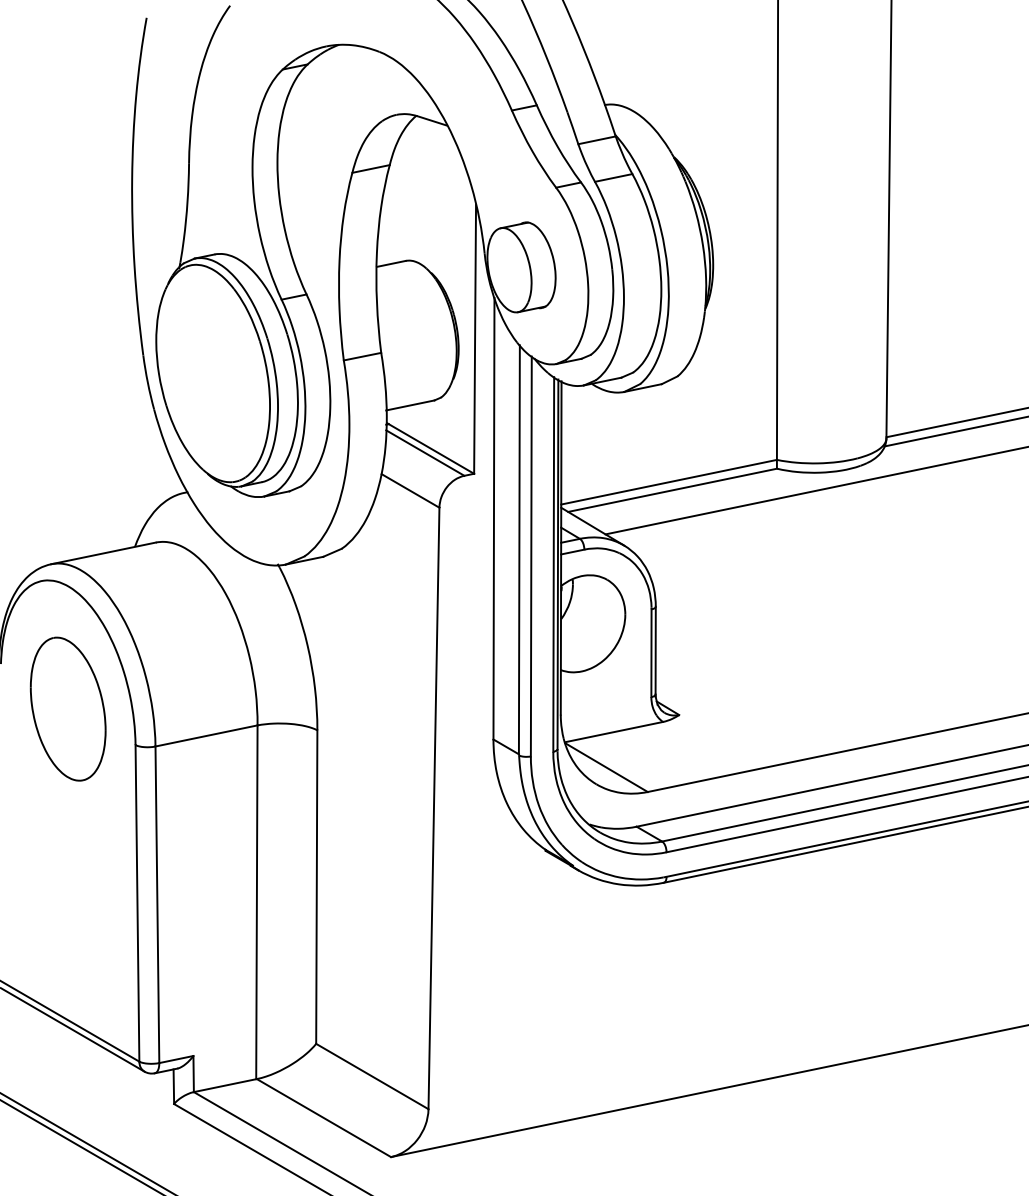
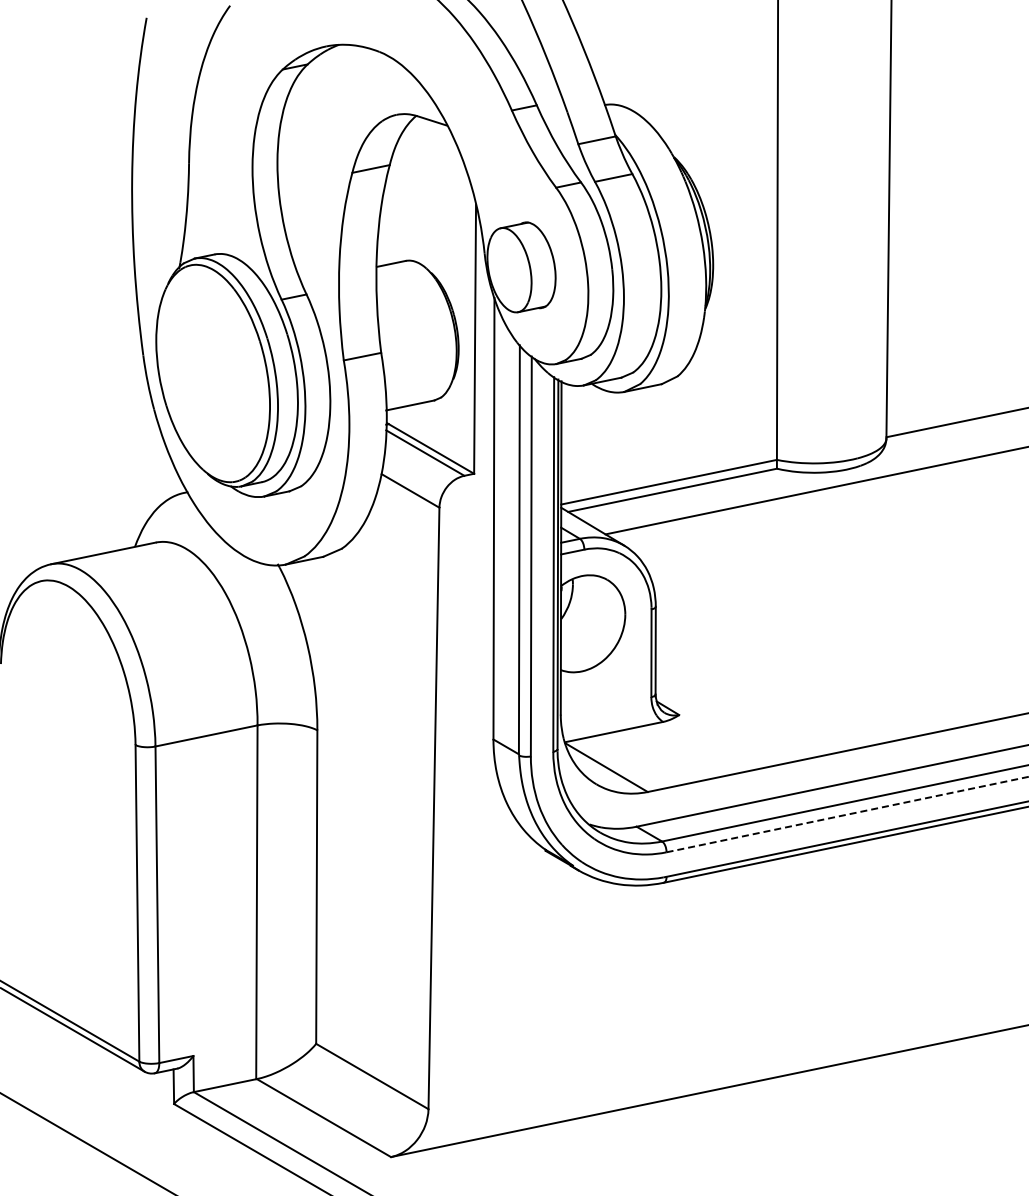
line: present -> none (954, 431)
part: present -> none (67, 708)
line: solid -> dashed (847, 814)
line: present -> none (80, 1146)
